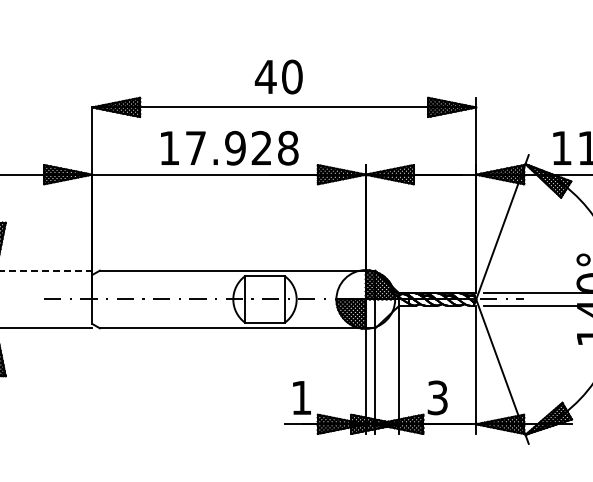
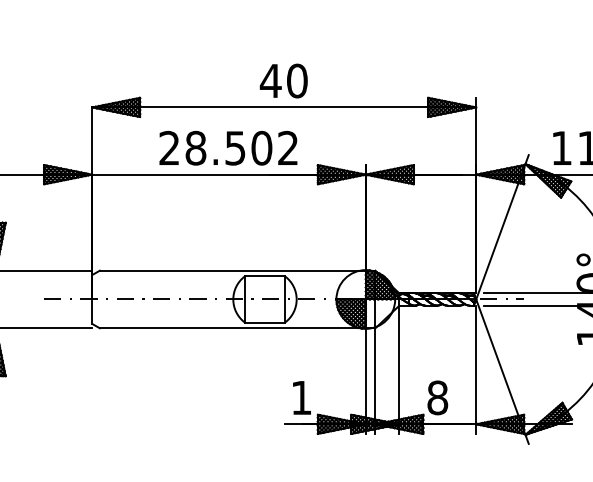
text position: (278, 76) -> (283, 80) (283, 80)
text: 17.928 -> 28.502 (228, 147)
line: dashed -> solid (46, 270)
text: 3 -> 8 (437, 397)
